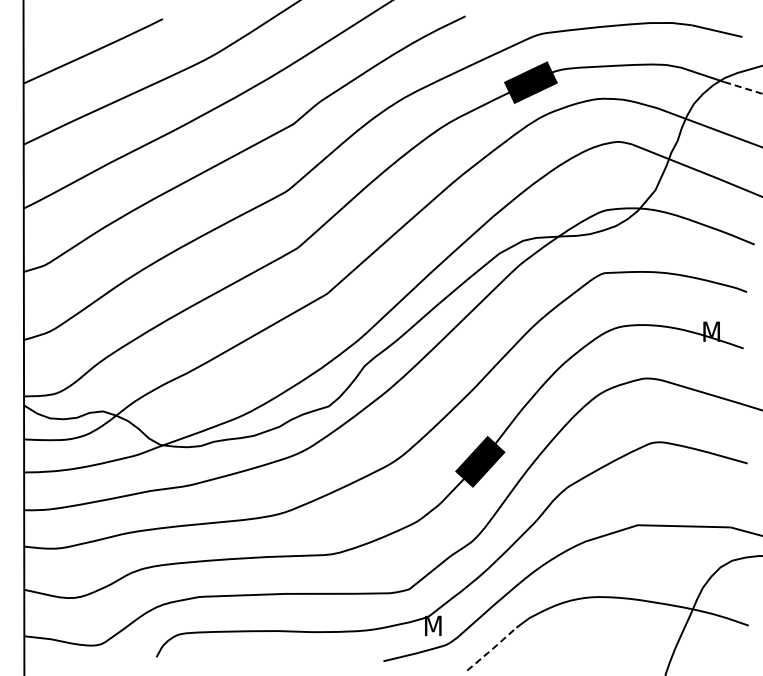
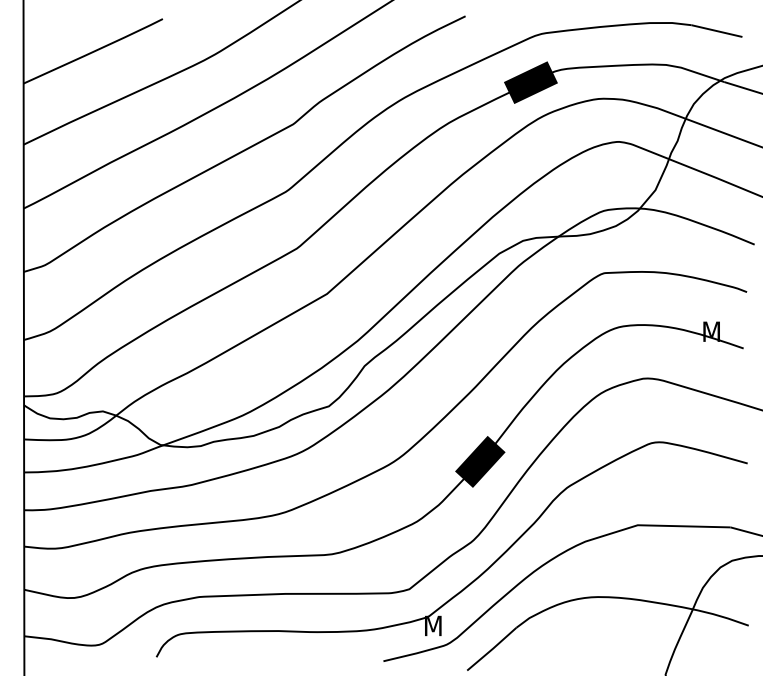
line: dashed -> solid (743, 87)
line: dashed -> solid (492, 649)
